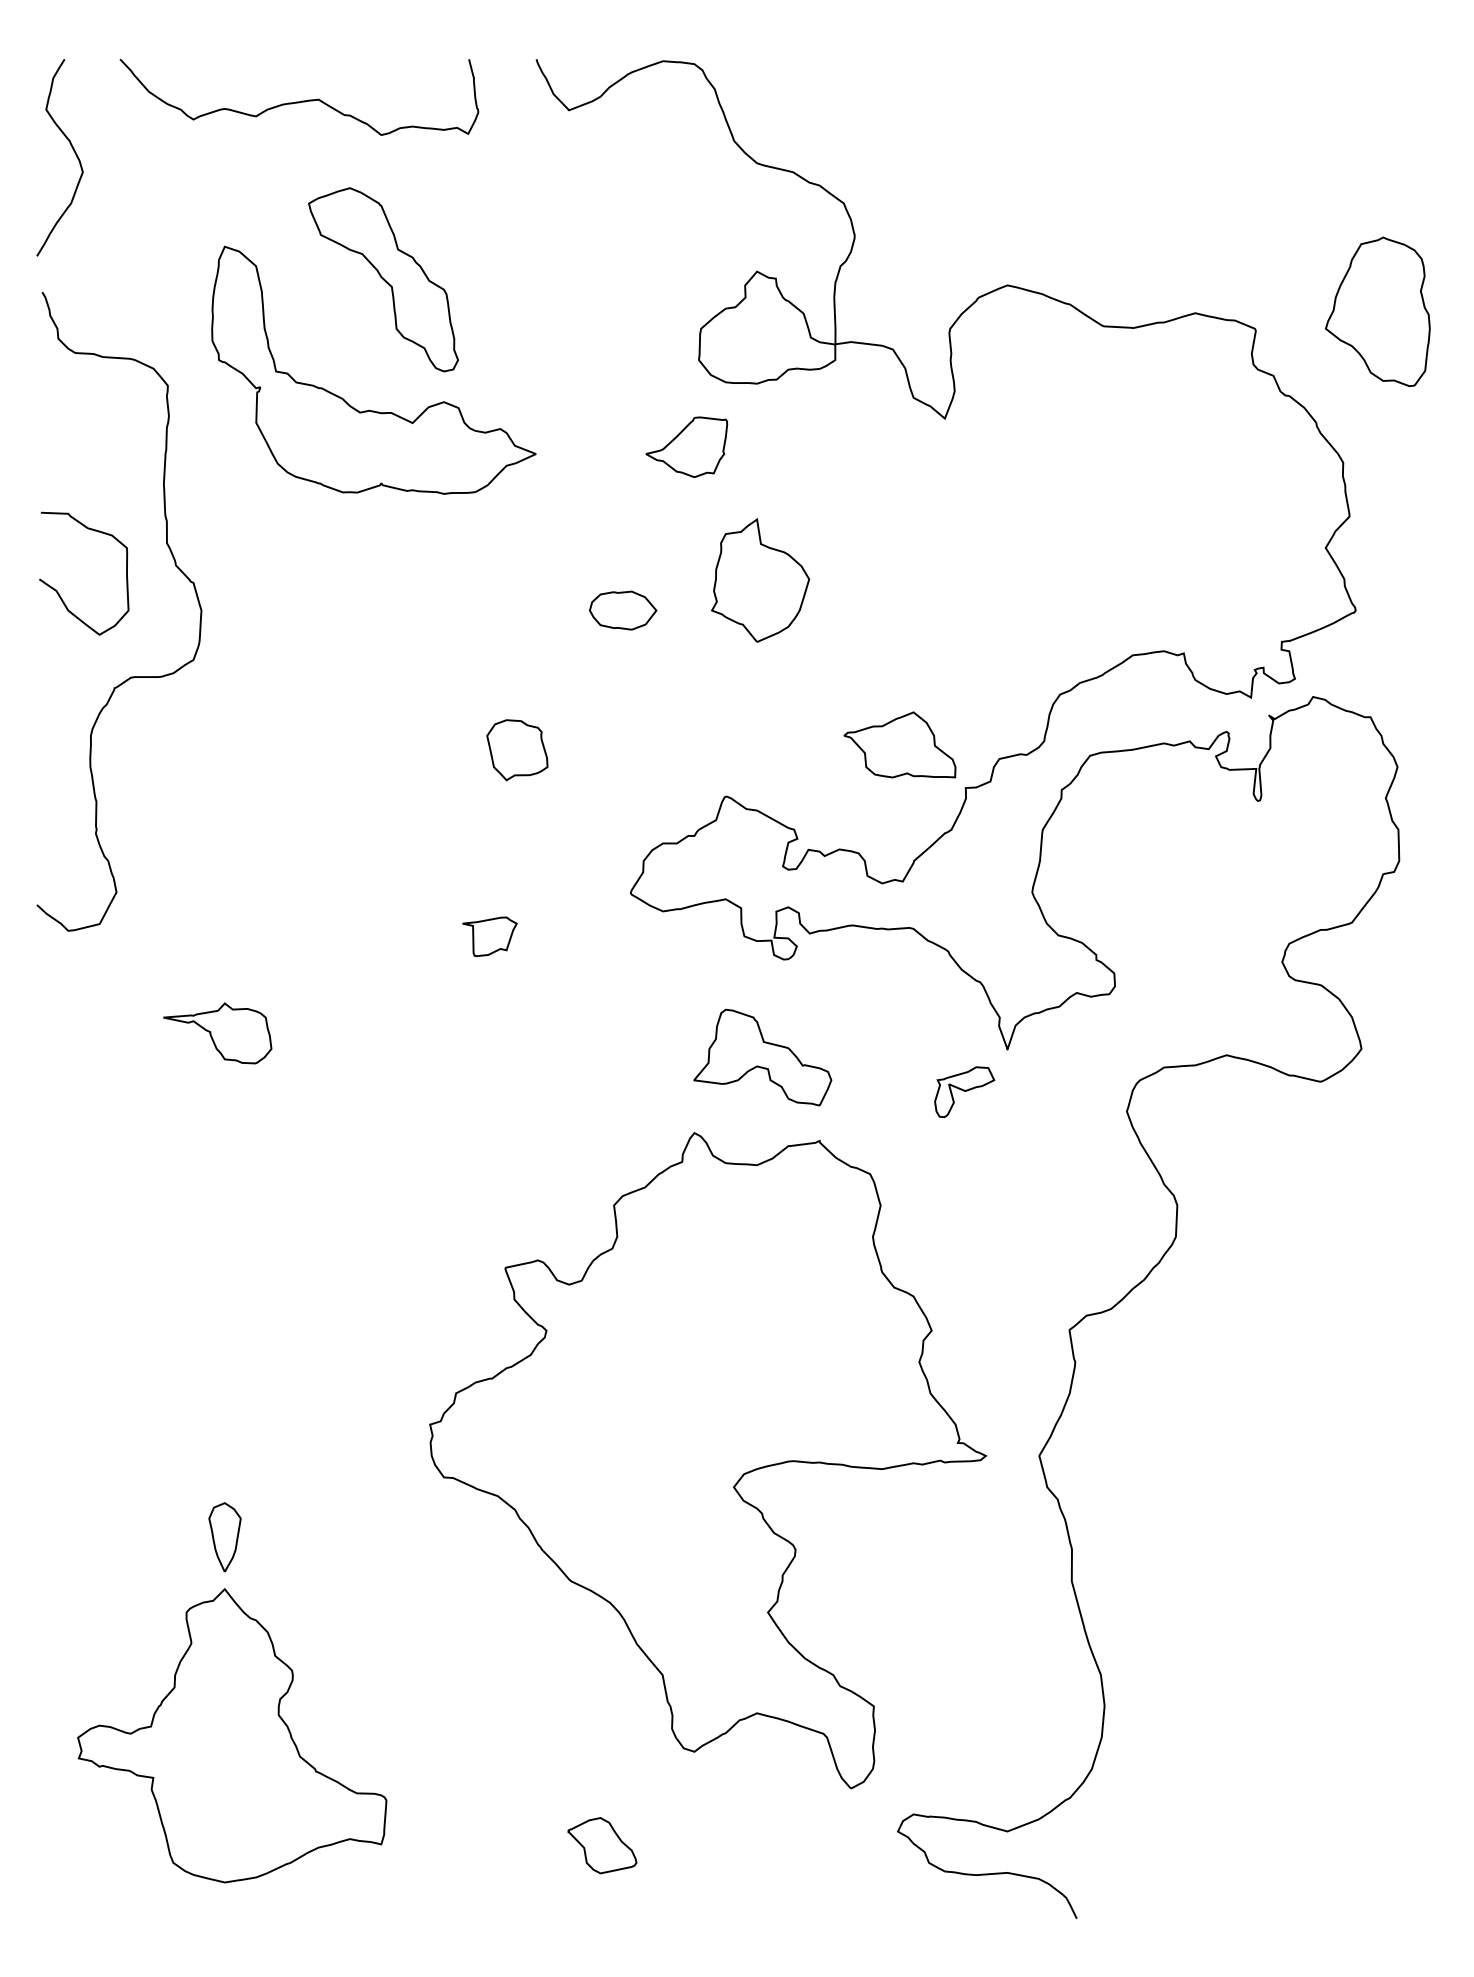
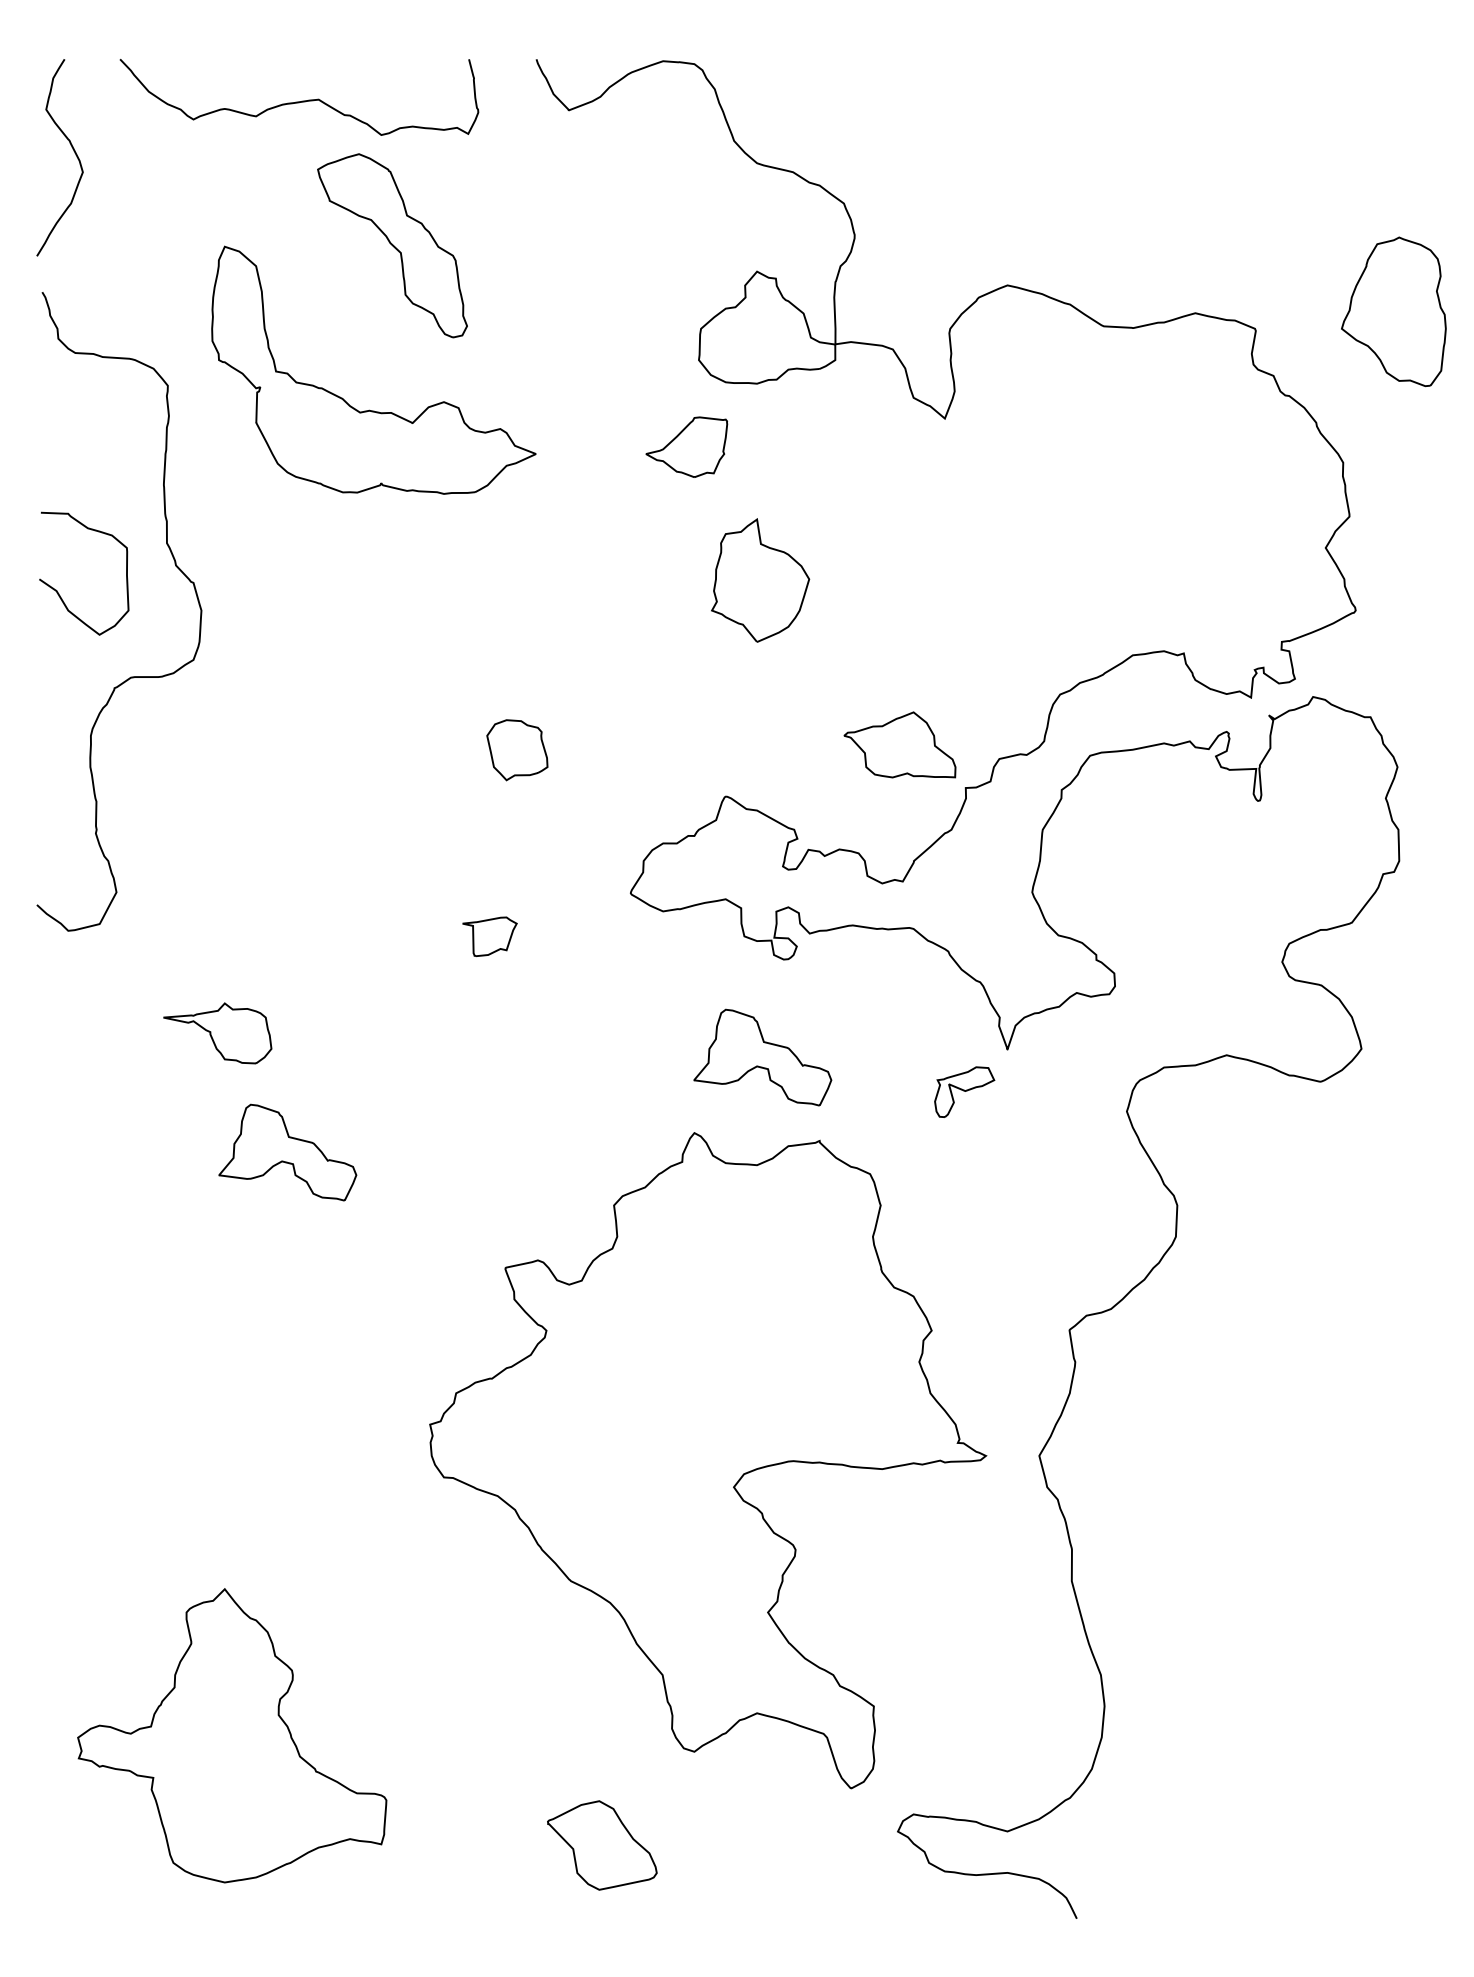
part position: (383, 279) -> (392, 245) (392, 245)
part position: (1377, 311) -> (1393, 311) (1393, 311)
part: present -> none (623, 610)
part: none -> present (287, 1152)
part: present -> none (224, 1537)
part size: 71x58 px -> 111x91 px (602, 1845)
